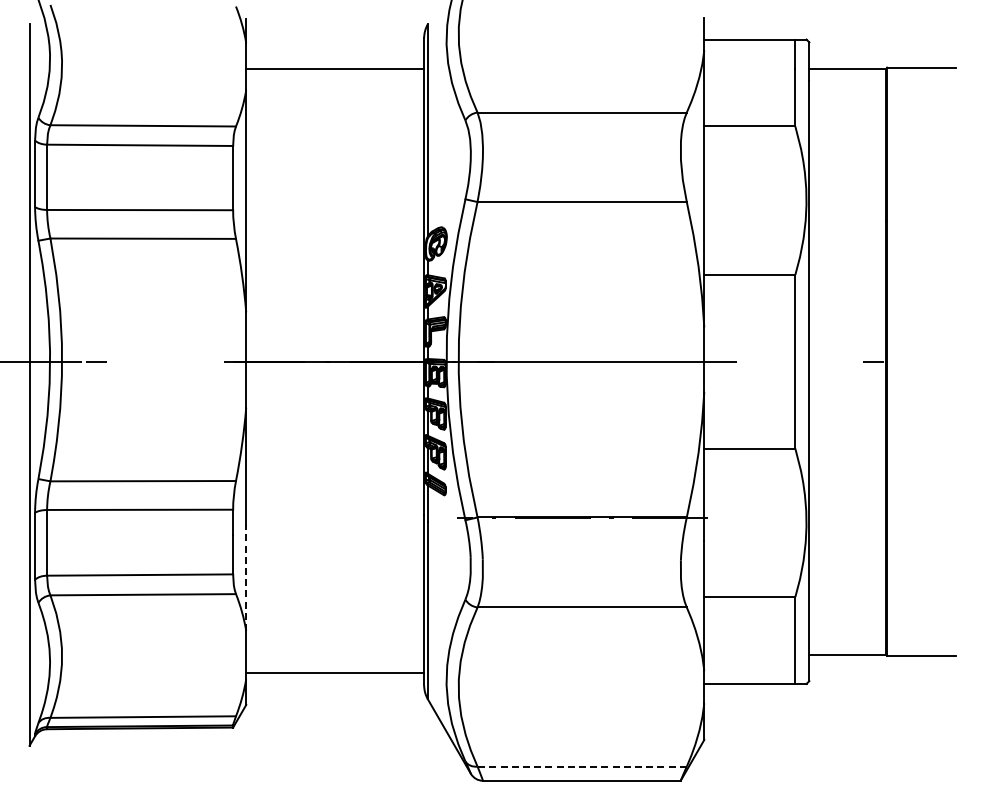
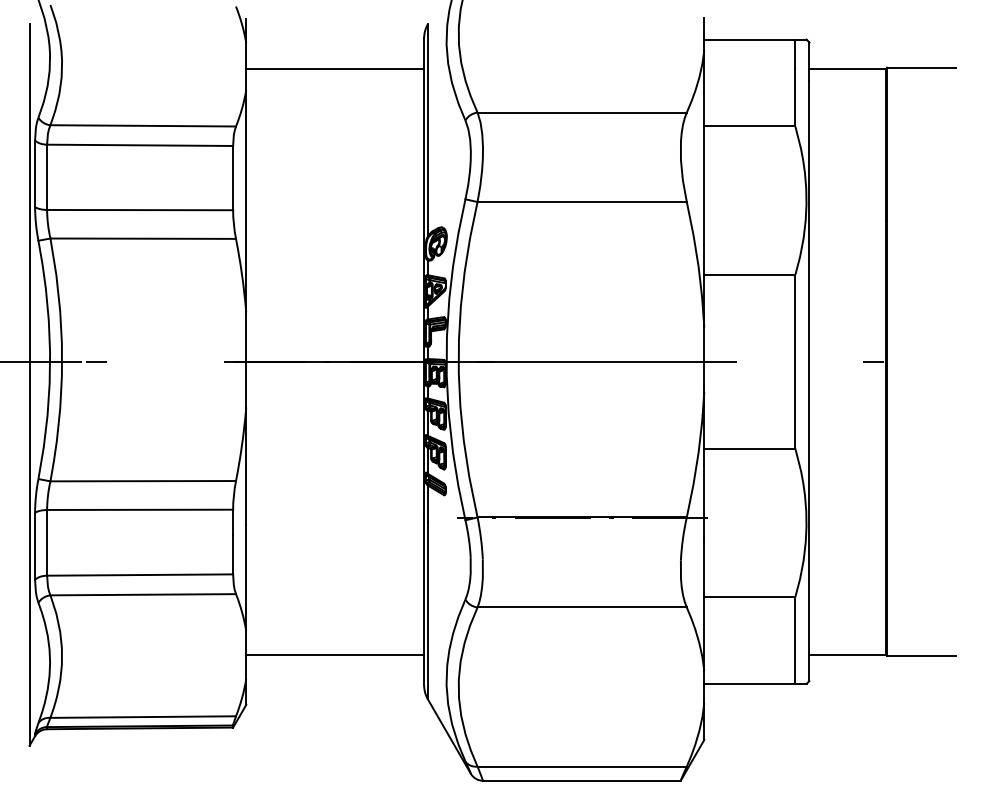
line: dashed -> solid (246, 577)
line position: (335, 672) -> (335, 654) (335, 654)
line: dashed -> solid (582, 766)
